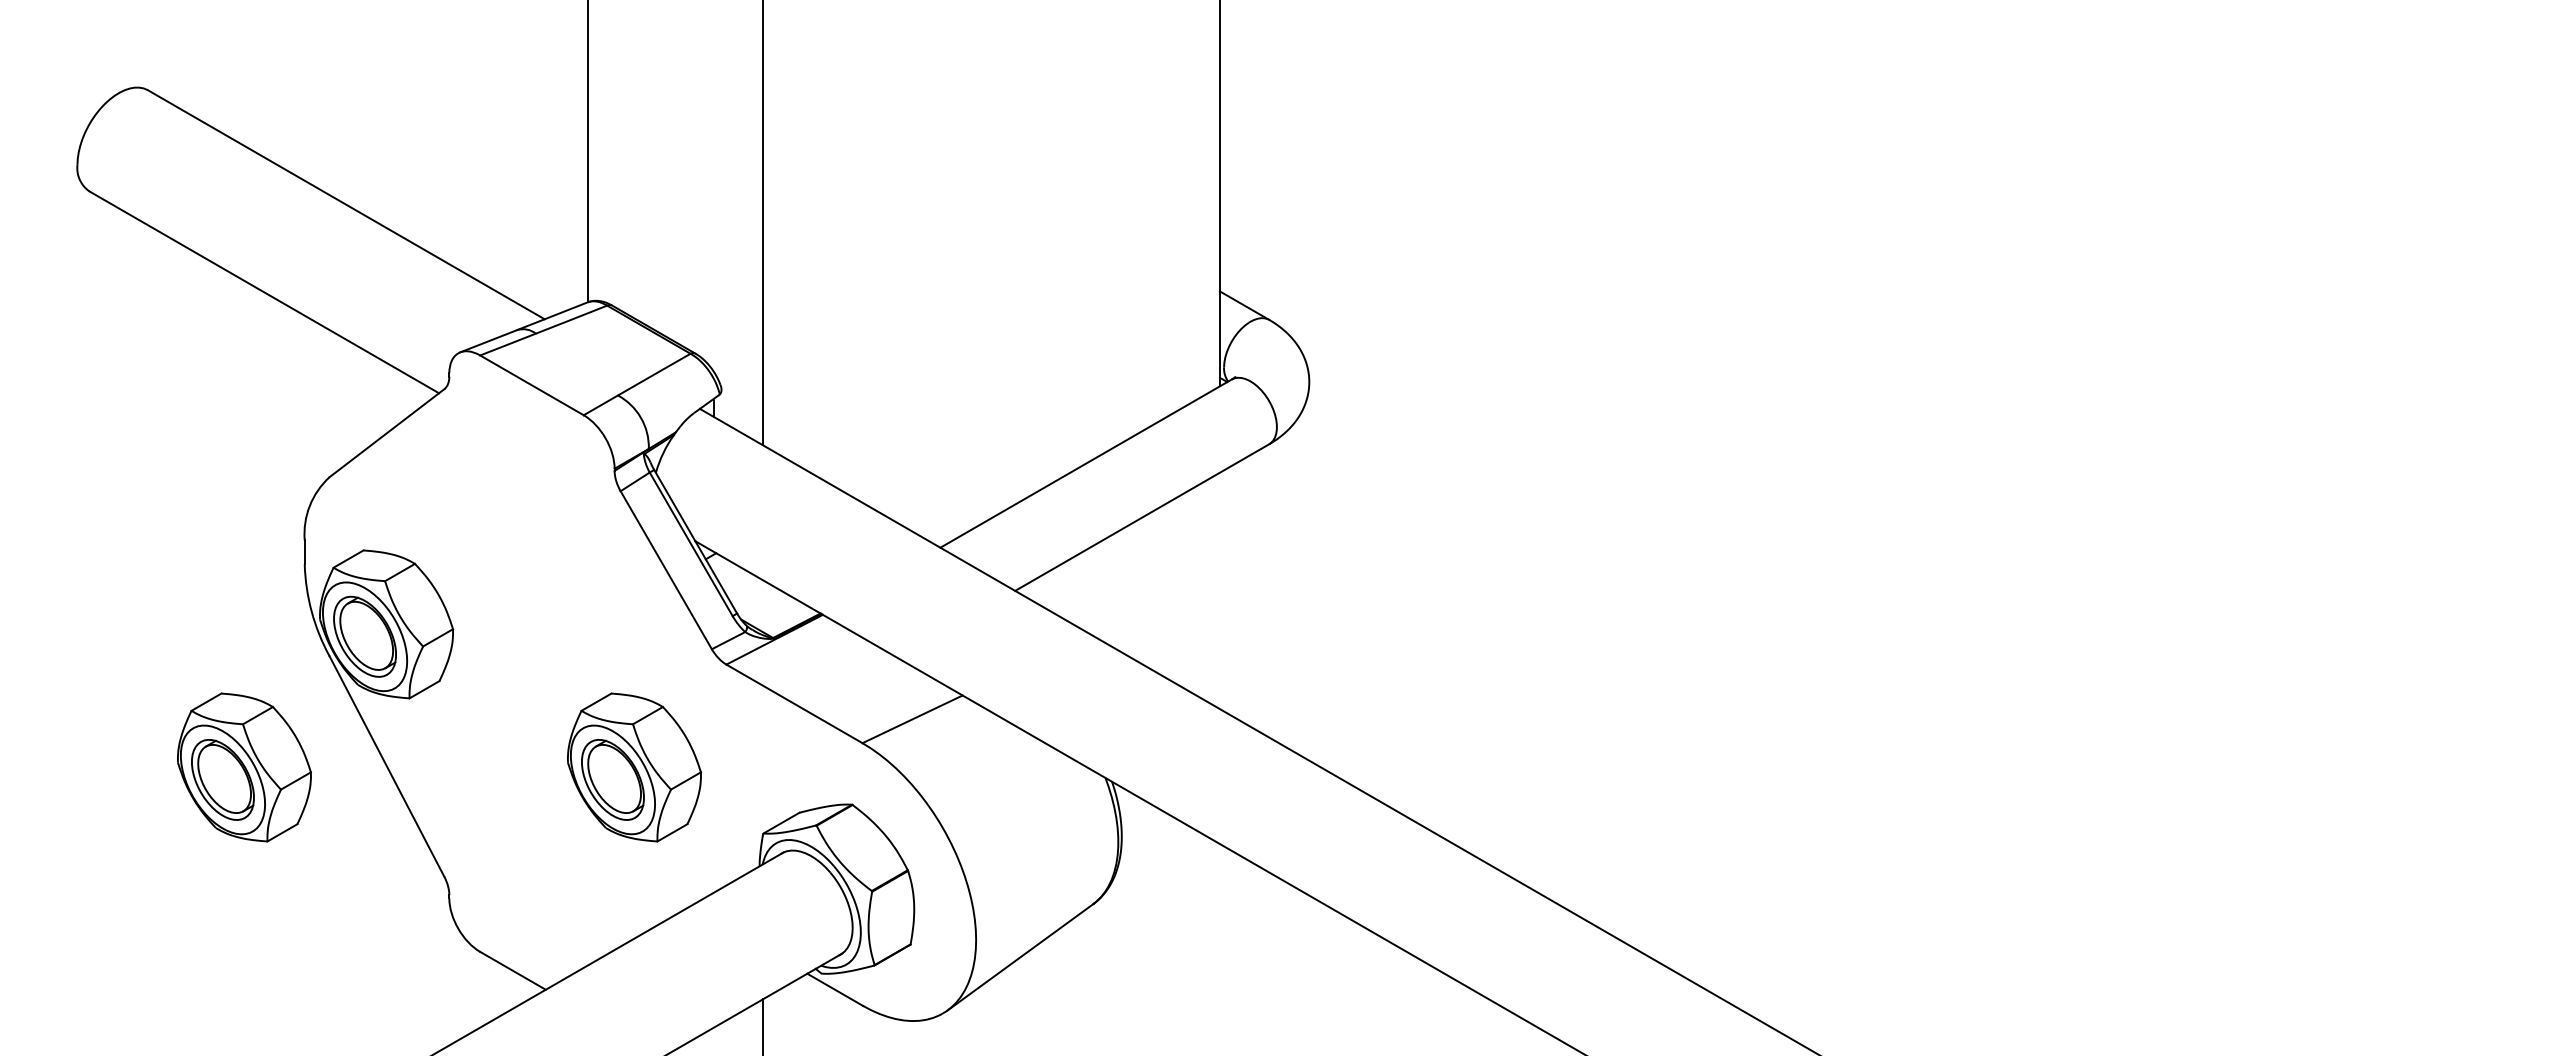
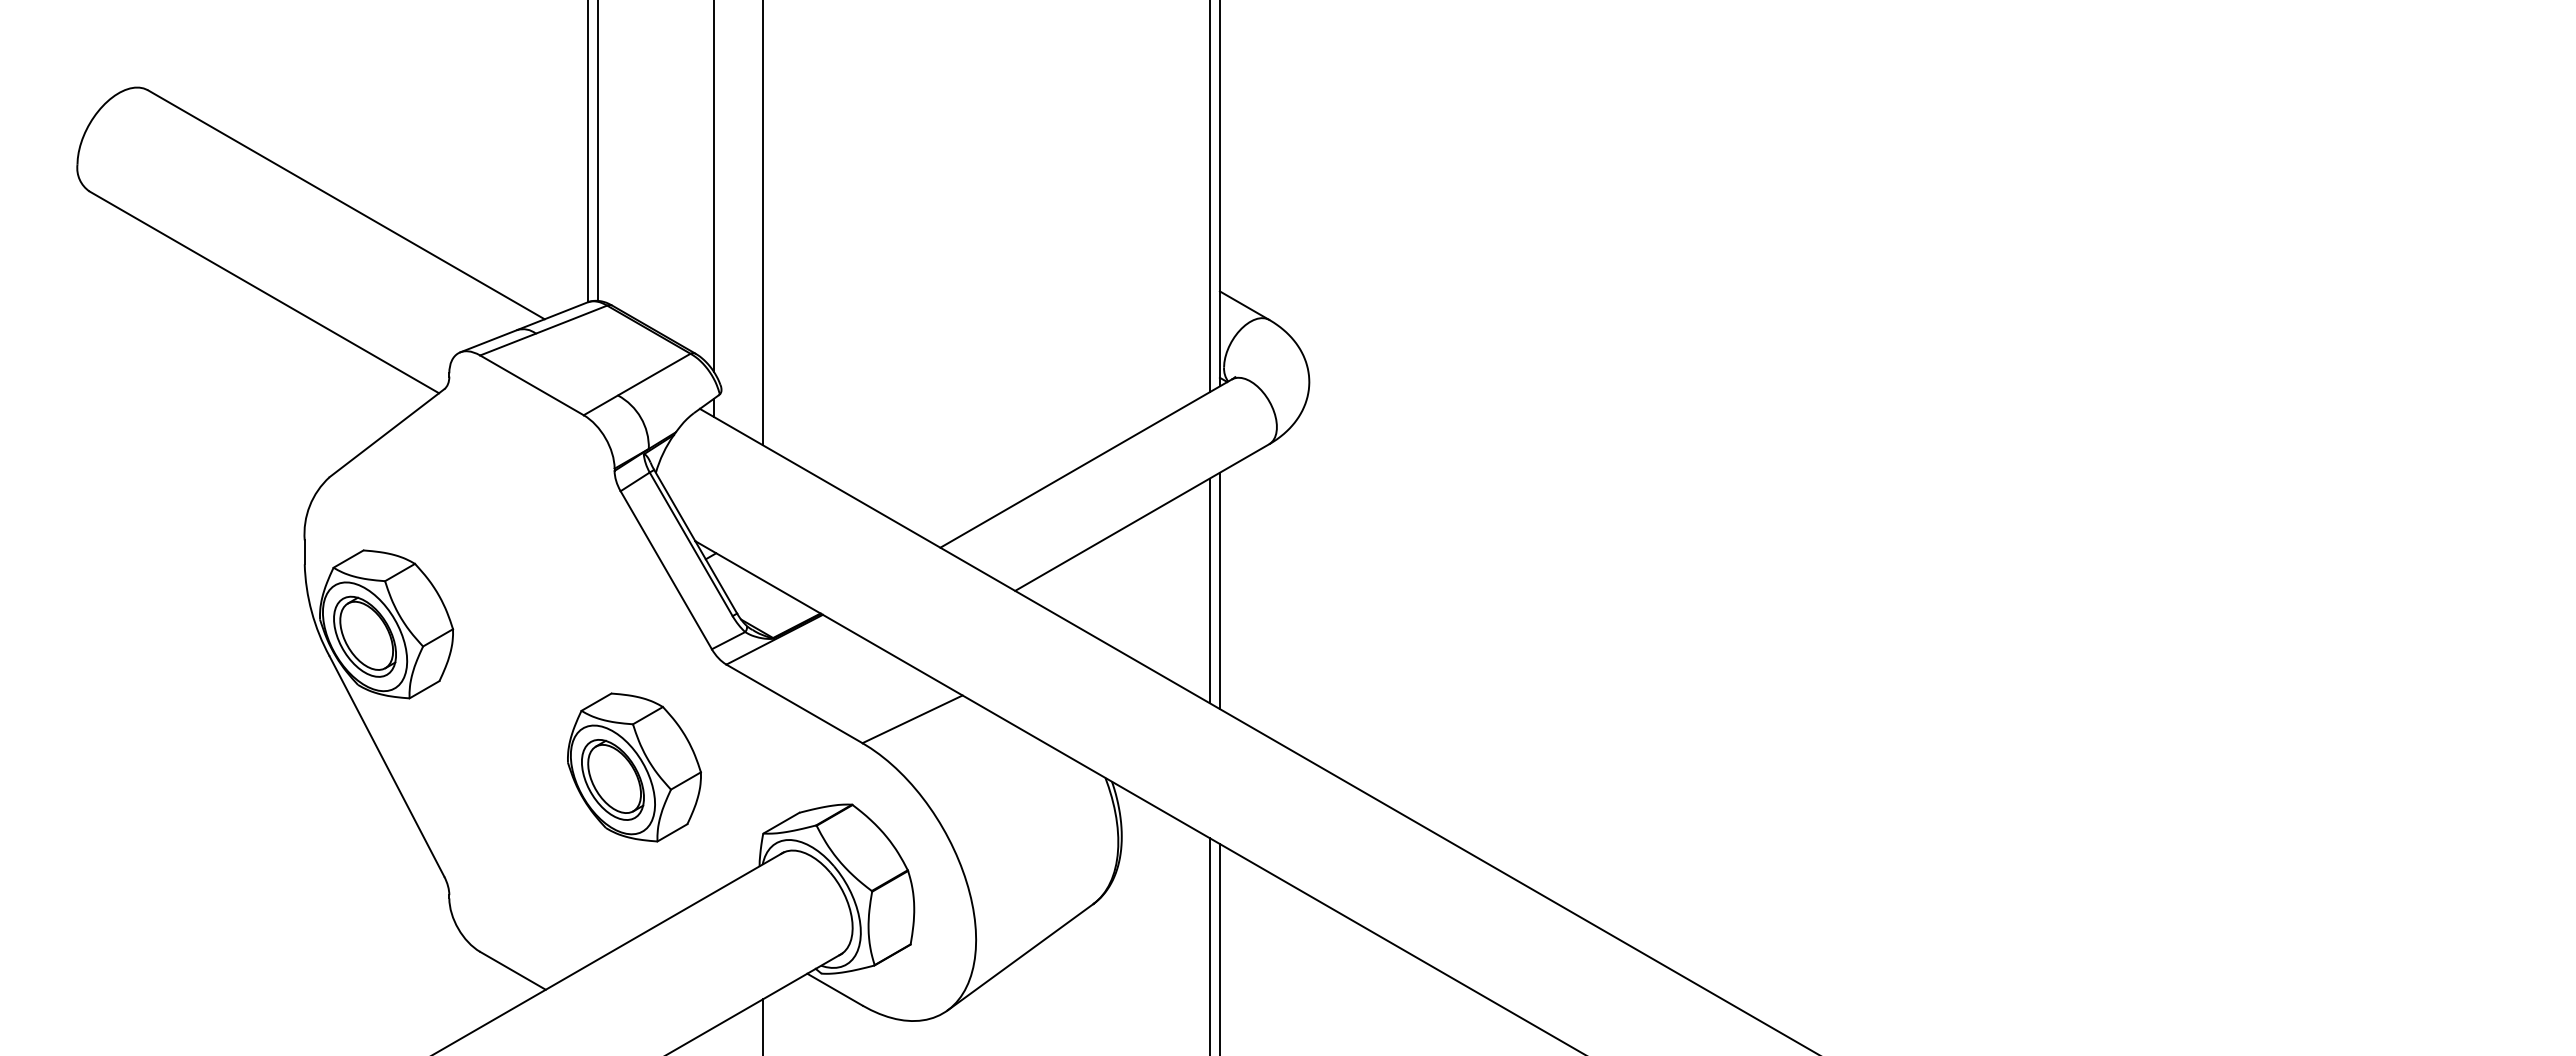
line: none -> present (598, 151)
line: none -> present (713, 186)
line: none -> present (1209, 197)
line: none -> present (1209, 590)
line: none -> present (1219, 590)
part: present -> none (244, 767)
line: none -> present (1209, 945)
line: none -> present (1219, 948)
